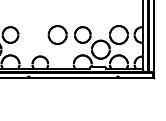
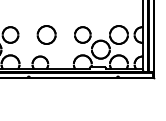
part position: (57, 34) -> (46, 34) (46, 34)
